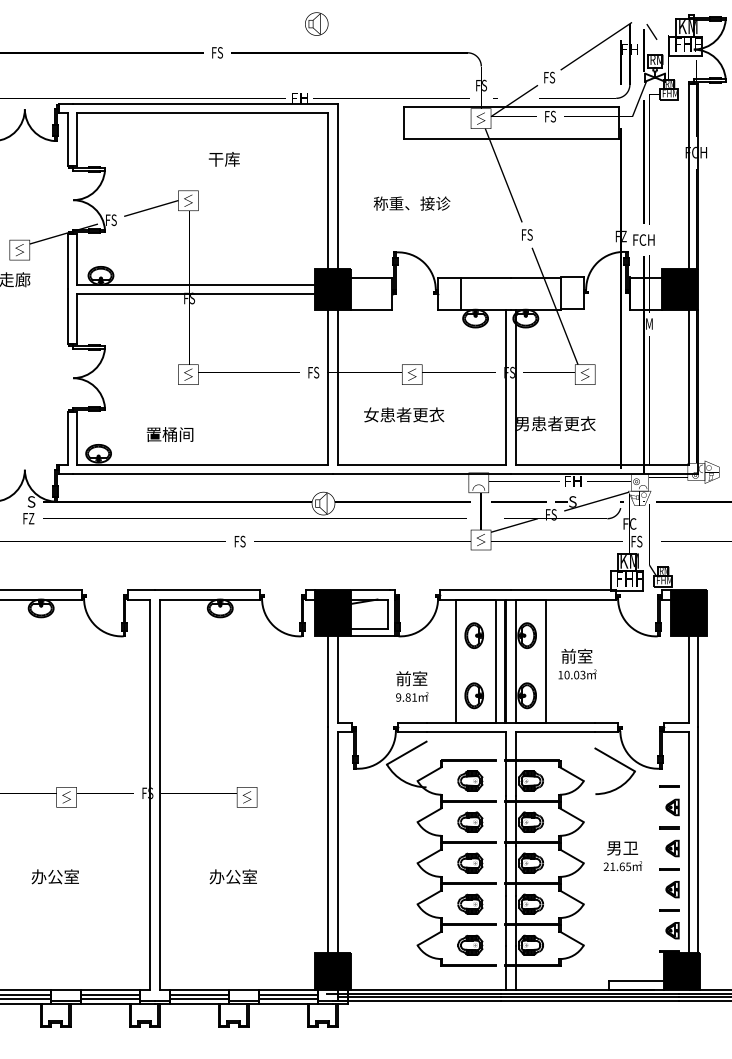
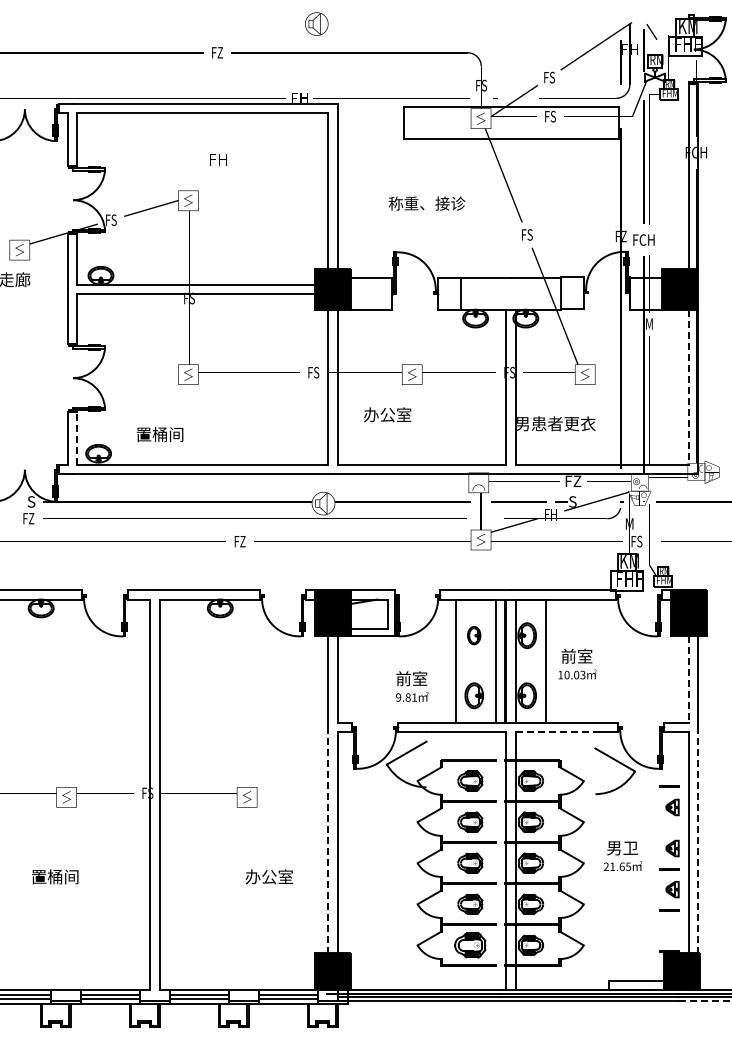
text: FS -> FZ (219, 52)
text: 干库 -> FH (223, 159)
text position: (411, 203) -> (426, 203) (426, 203)
line: solid -> dashed (688, 387)
text: 女患者更衣 -> 办公室 (404, 414)
text position: (169, 434) -> (159, 434) (159, 434)
line: solid -> dashed (77, 438)
text: FH -> FZ (573, 481)
text: FS -> FH (550, 514)
text: FC -> M (629, 523)
text: FS -> FZ (242, 541)
part size: 20x27 px -> 15x20 px (474, 635)
line: solid -> dashed (688, 679)
line: solid -> dashed (555, 731)
line: present -> none (669, 827)
line: solid -> dashed (328, 840)
line: solid -> dashed (698, 840)
text: 办公室 -> 置桶间 (54, 876)
text position: (232, 876) -> (268, 876) (268, 876)
part: present -> none (672, 930)
part size: 27x22 px -> 33x27 px (470, 945)
line: solid -> dashed (705, 1001)
